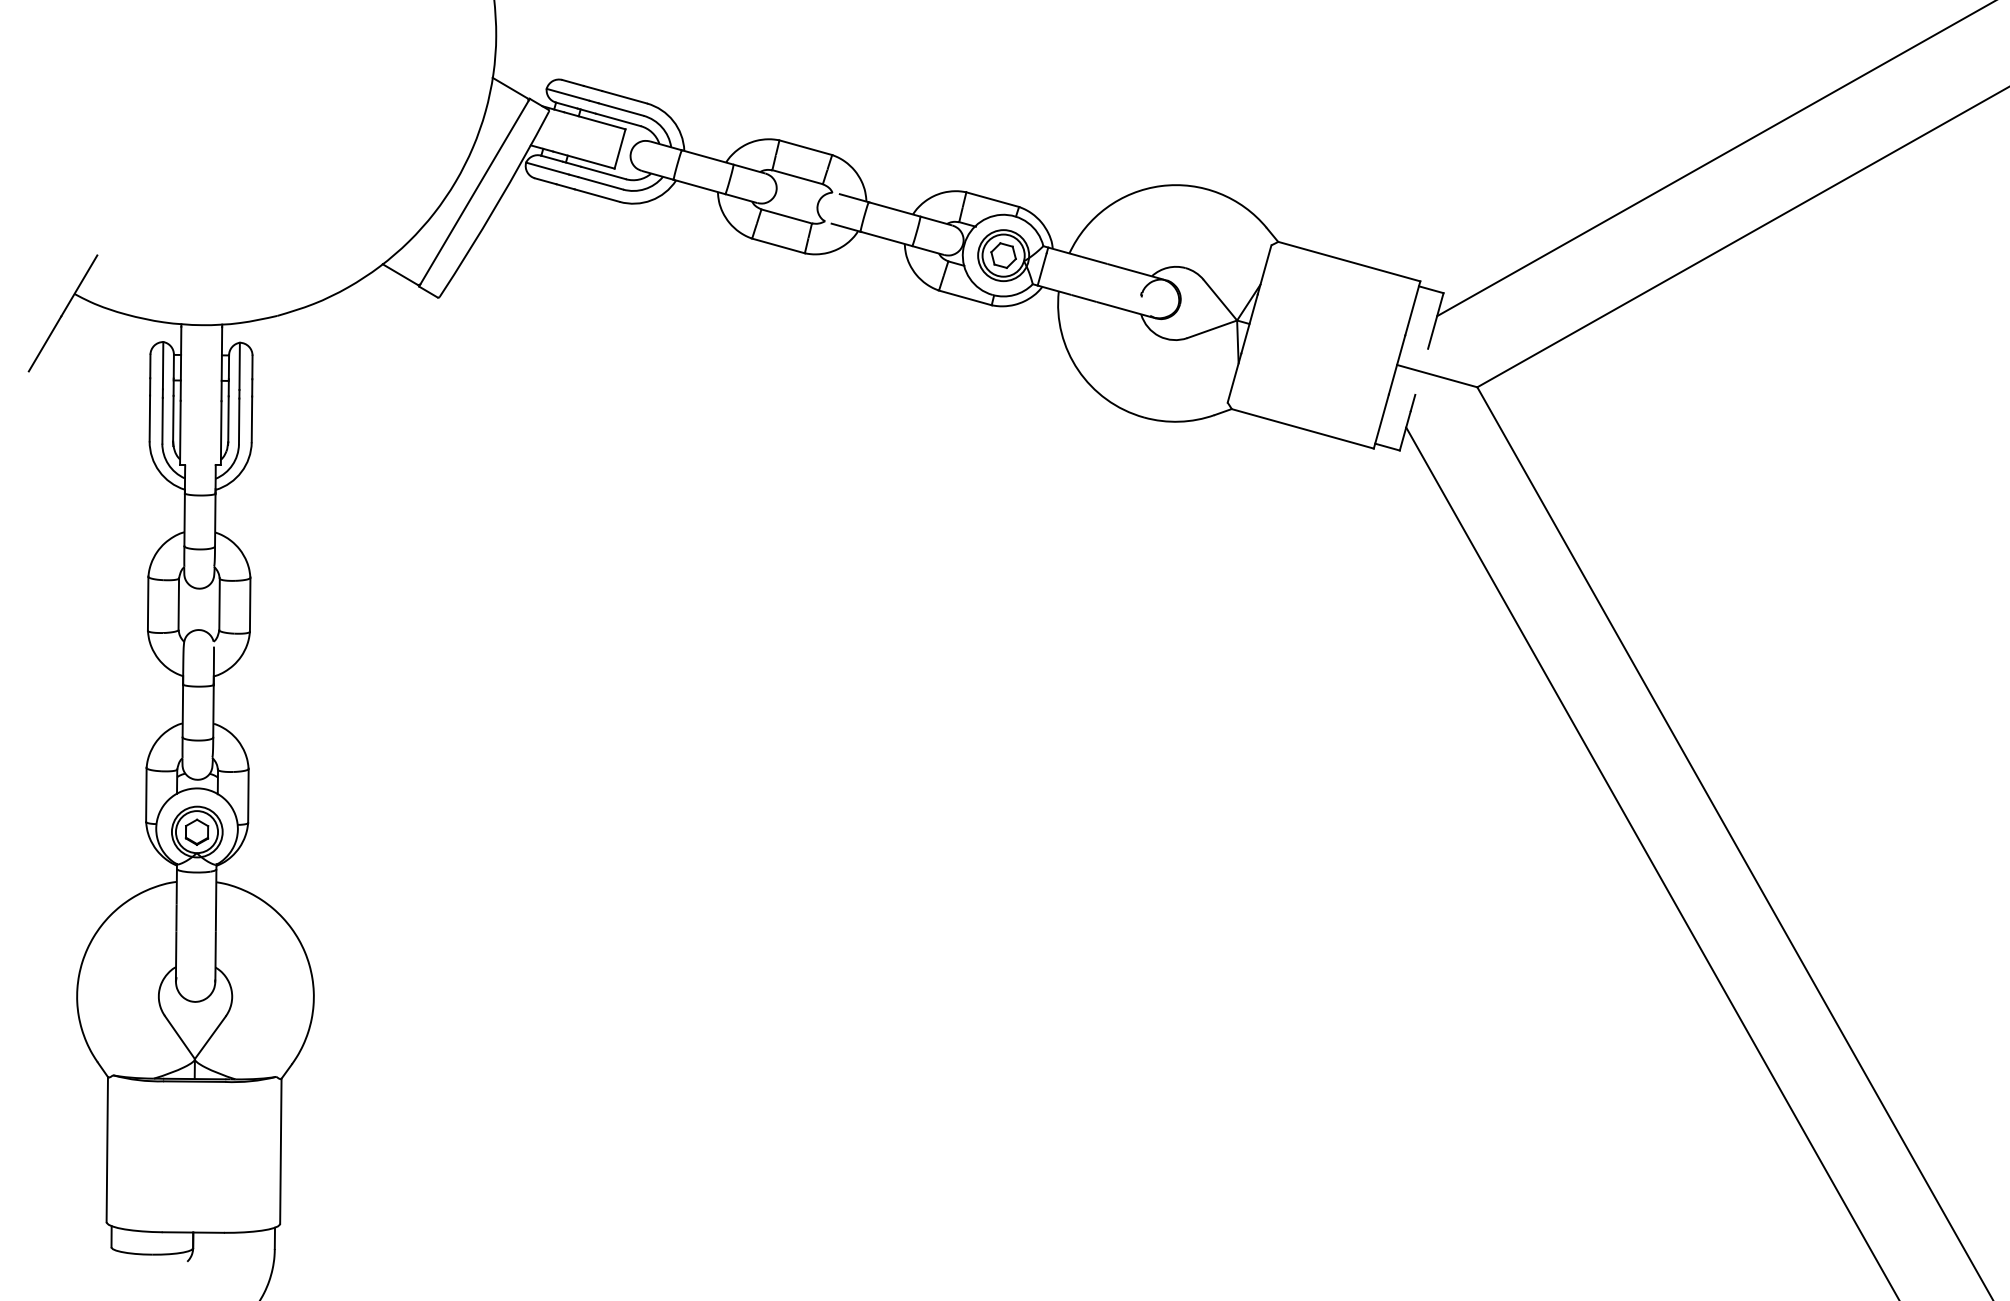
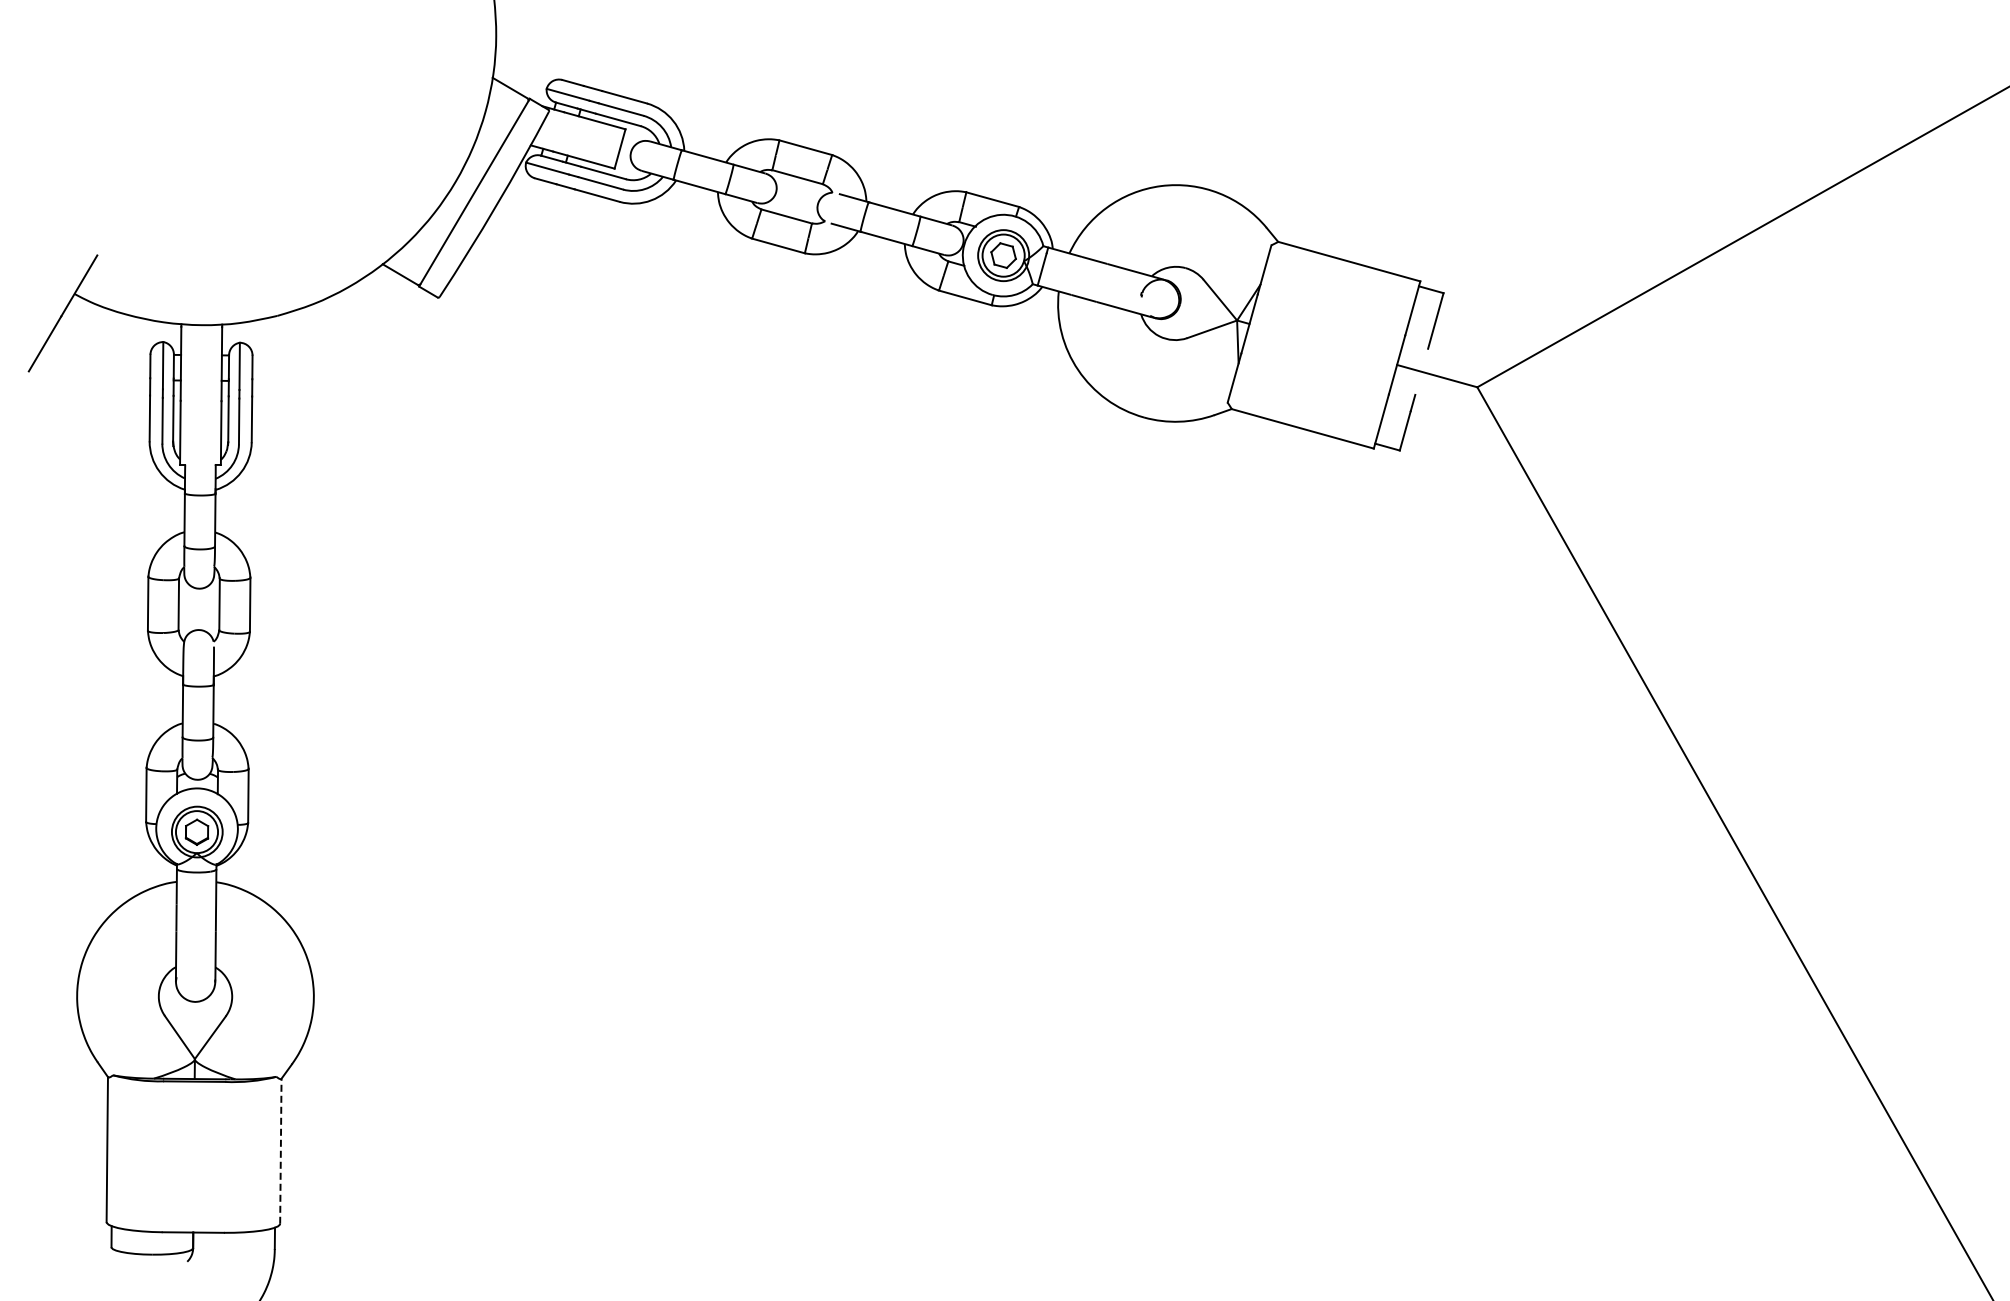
line: present -> none (1714, 159)
line: present -> none (1651, 862)
line: solid -> dashed (280, 1151)
